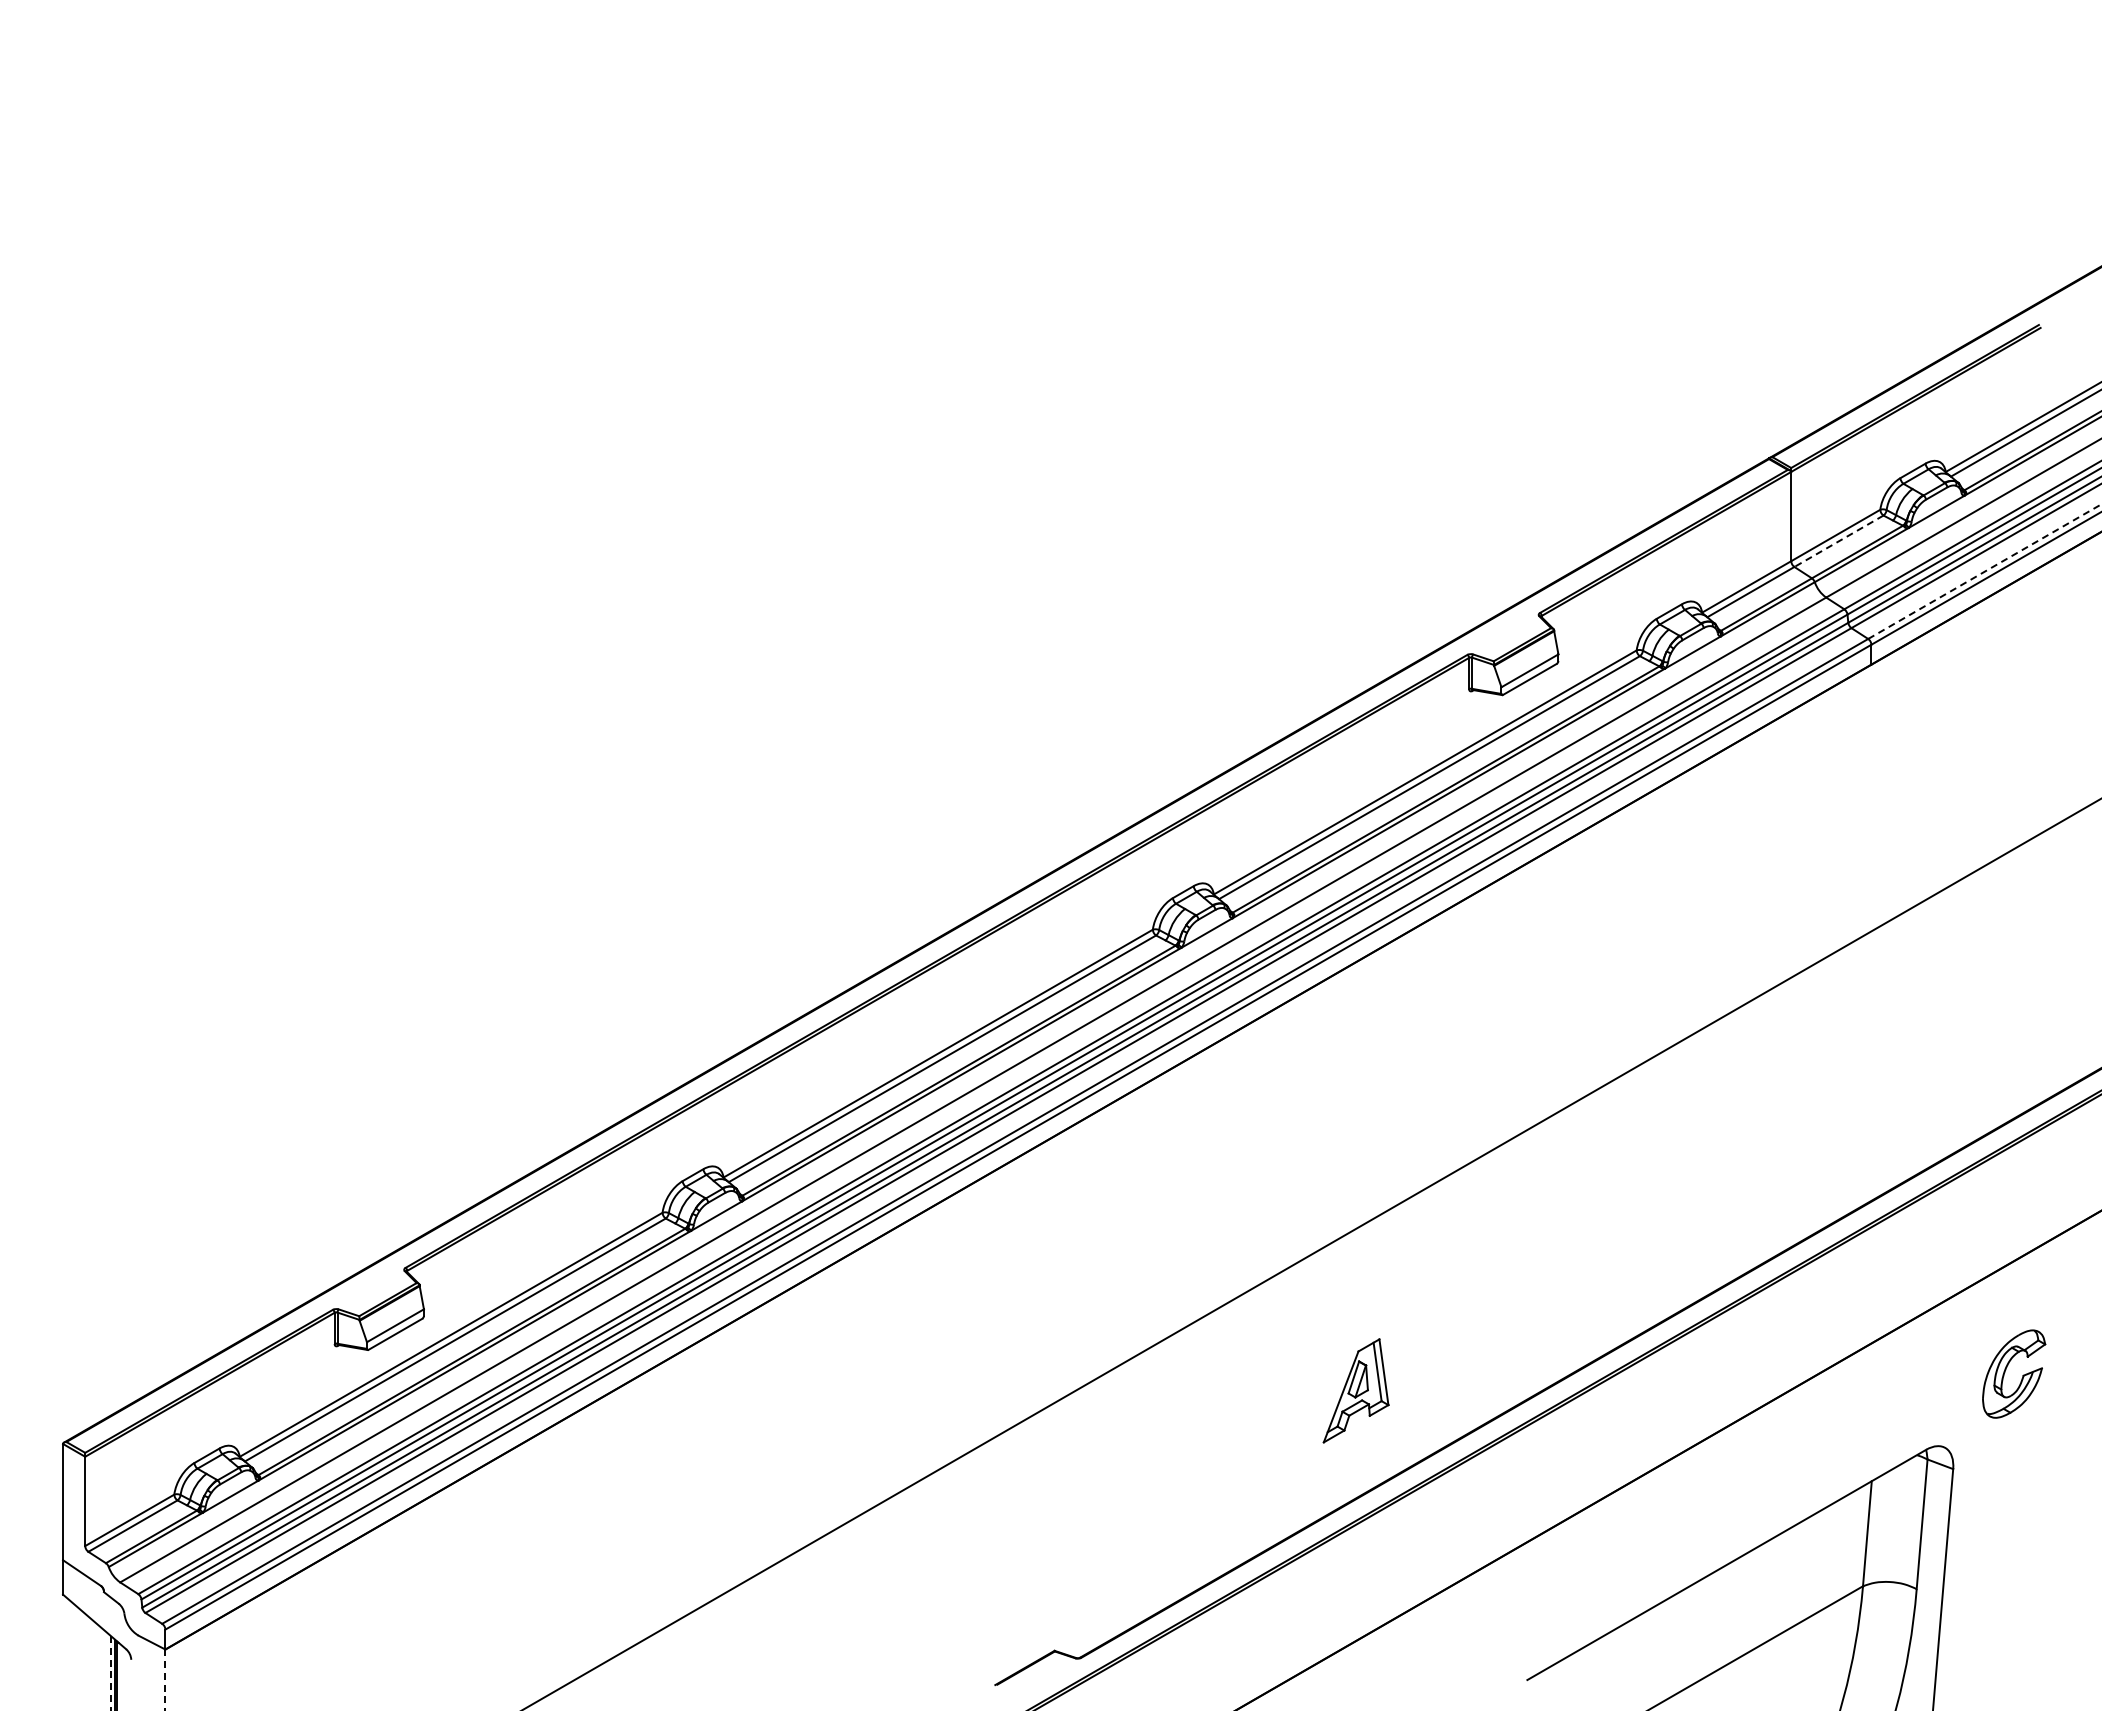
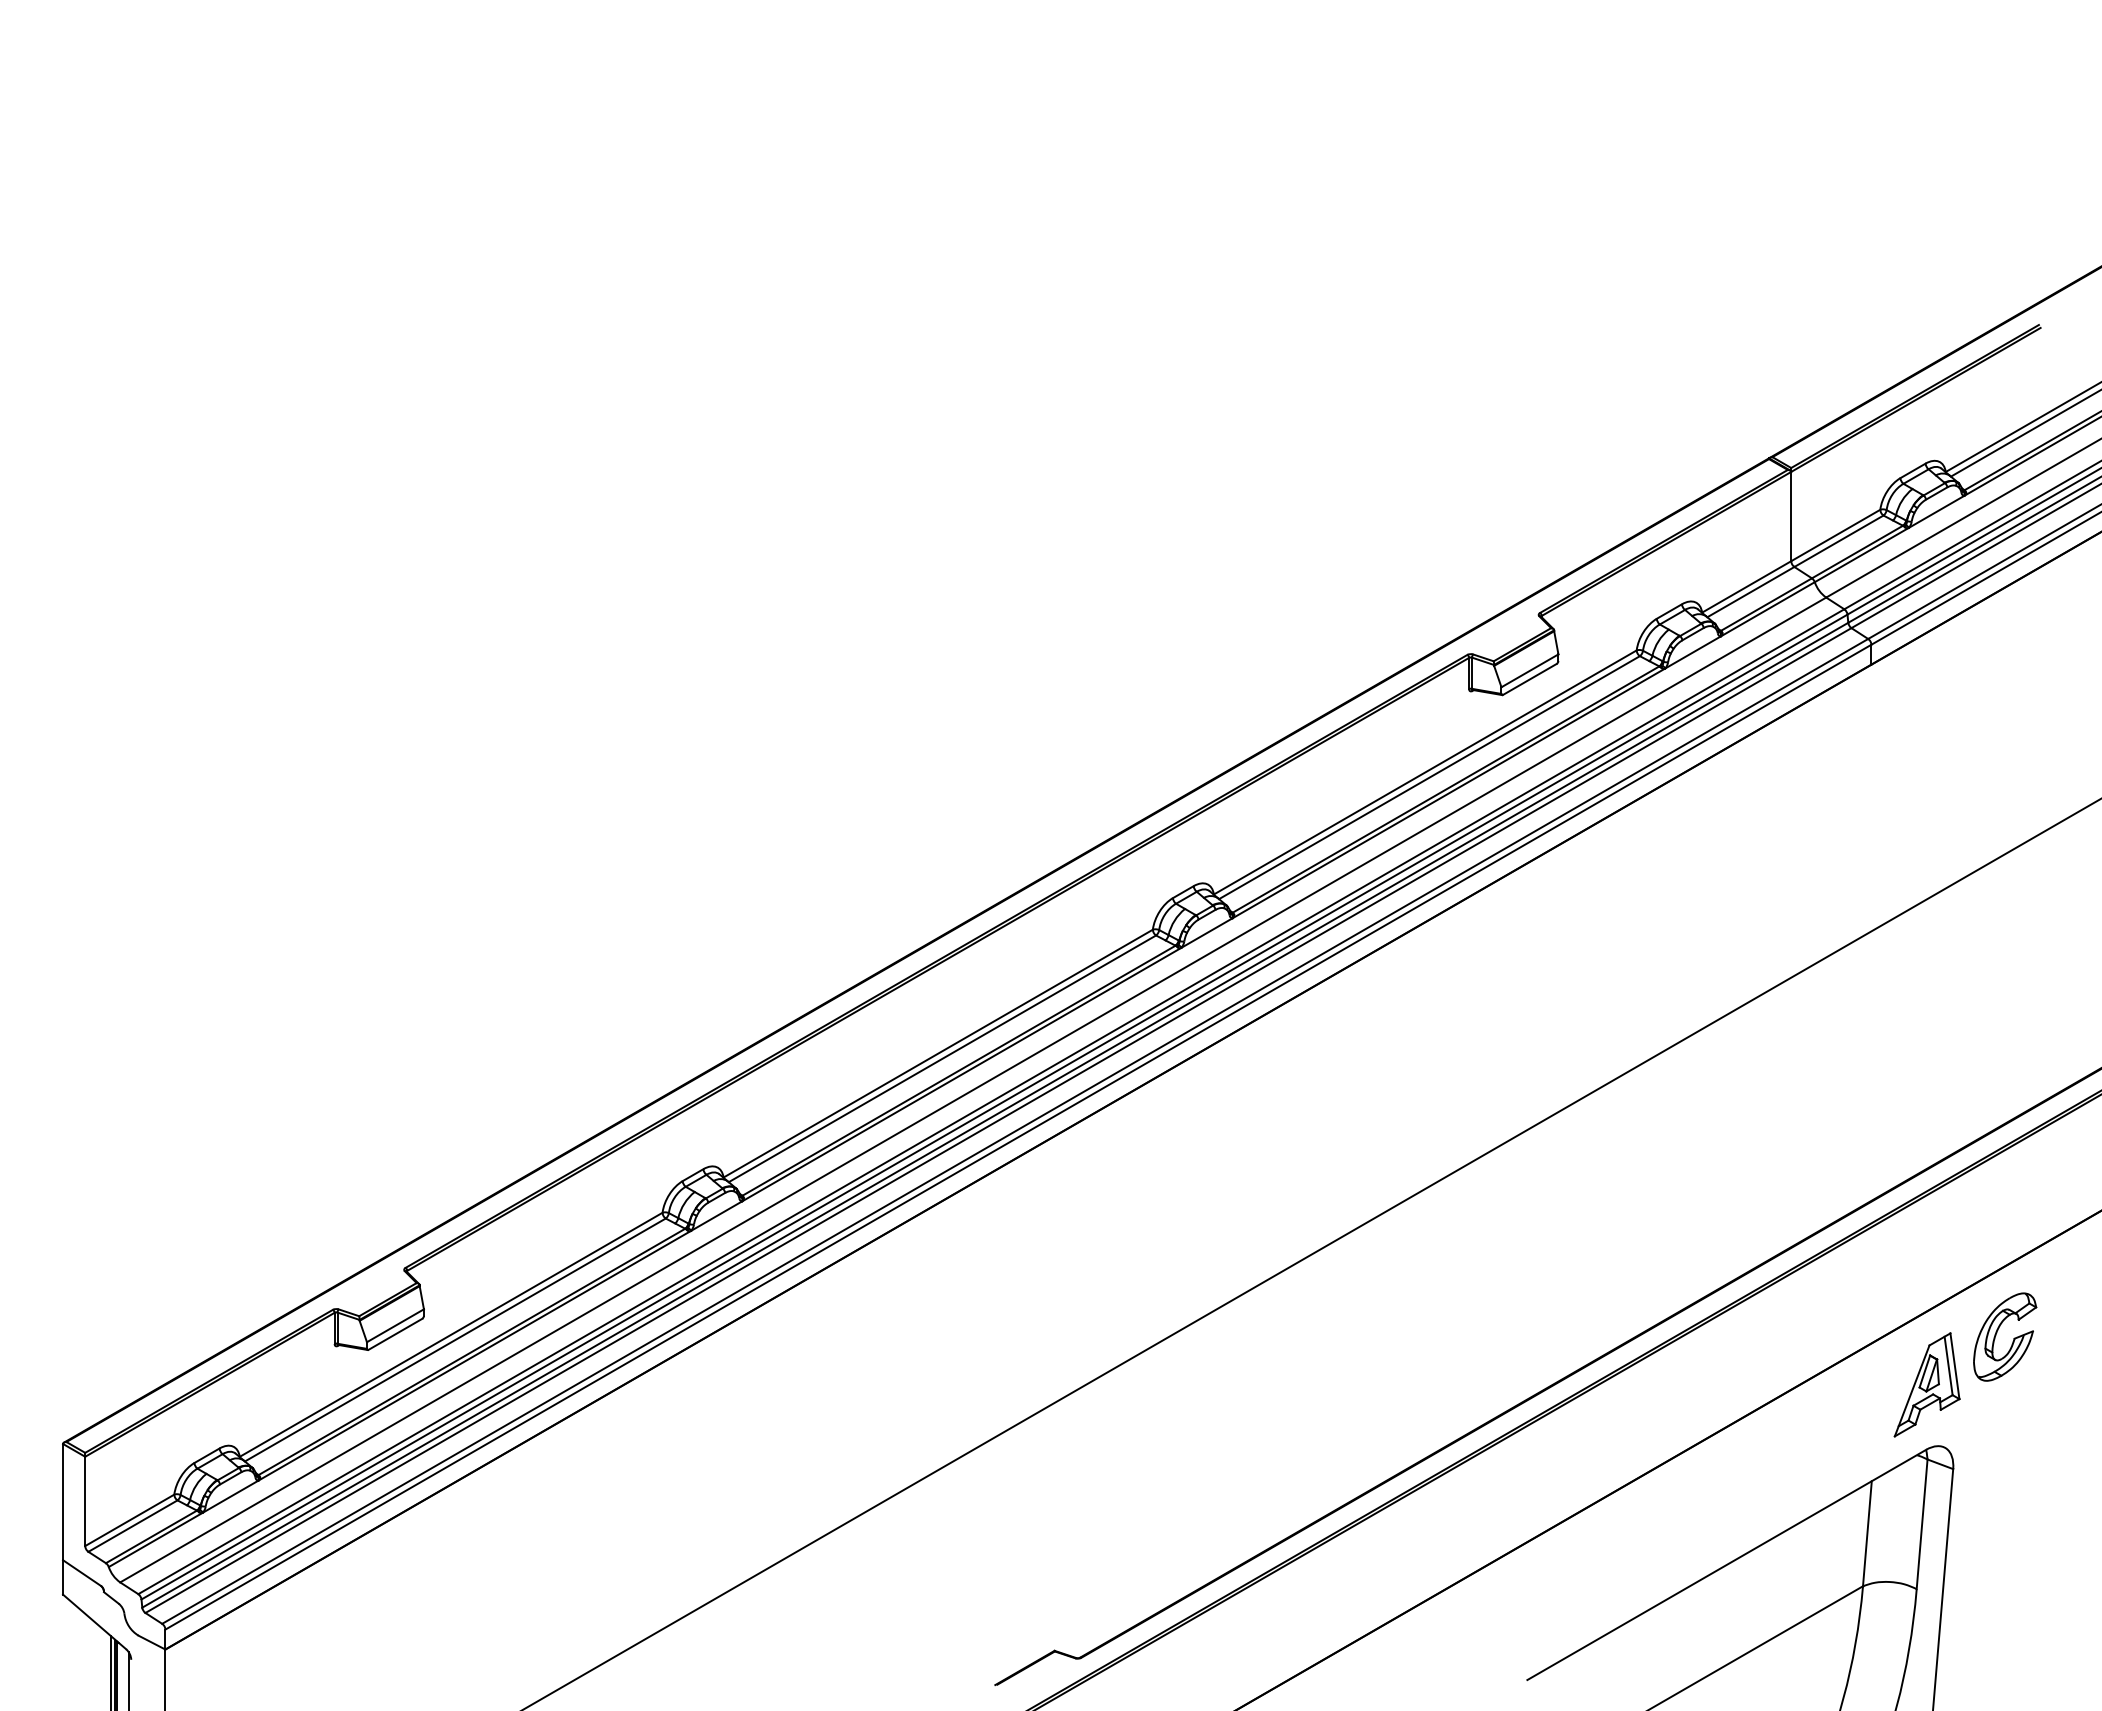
line: dashed -> solid (1838, 541)
line: dashed -> solid (1985, 571)
part position: (2022, 1375) -> (2013, 1338) (2013, 1338)
part position: (1355, 1390) -> (1926, 1384) (1926, 1384)
line: dashed -> solid (110, 1673)
line: none -> present (128, 1679)
line: dashed -> solid (165, 1679)
